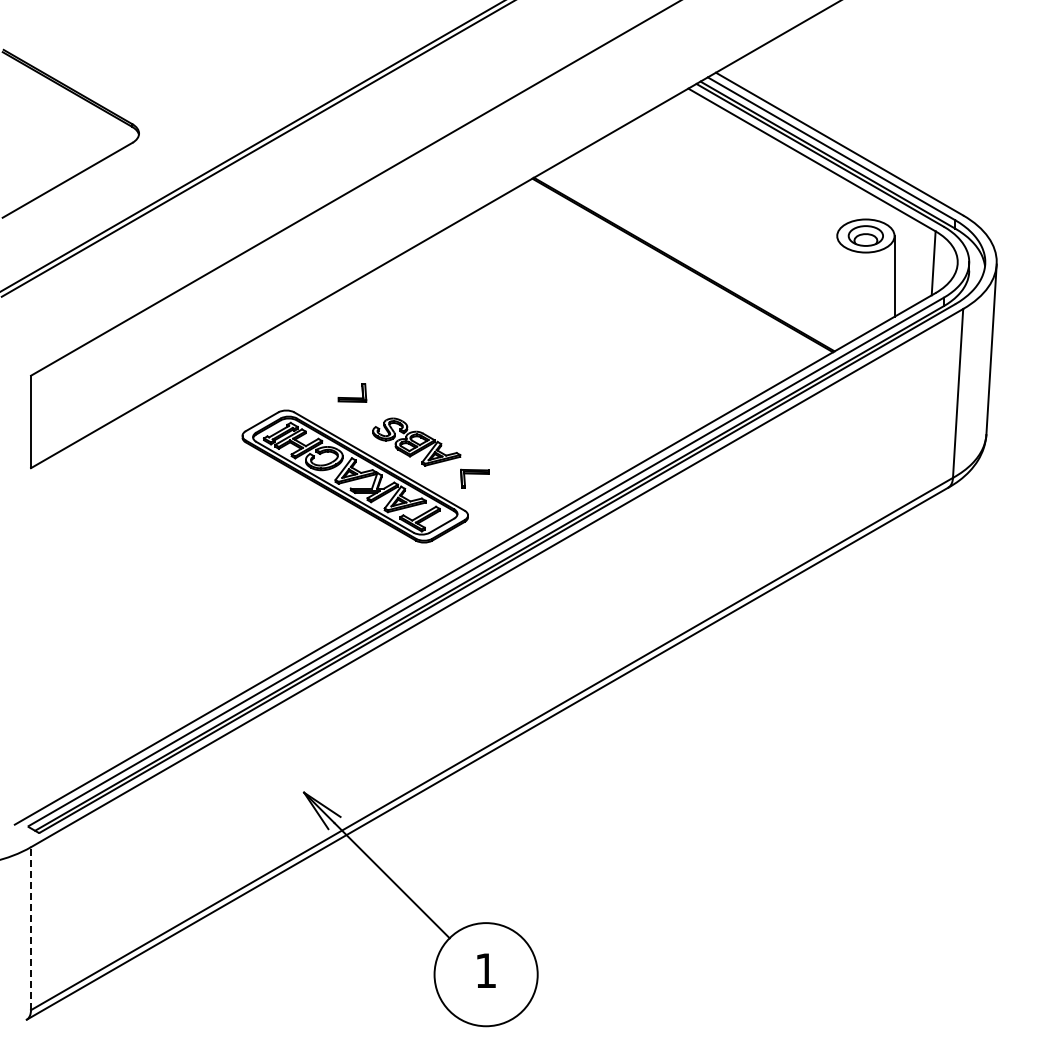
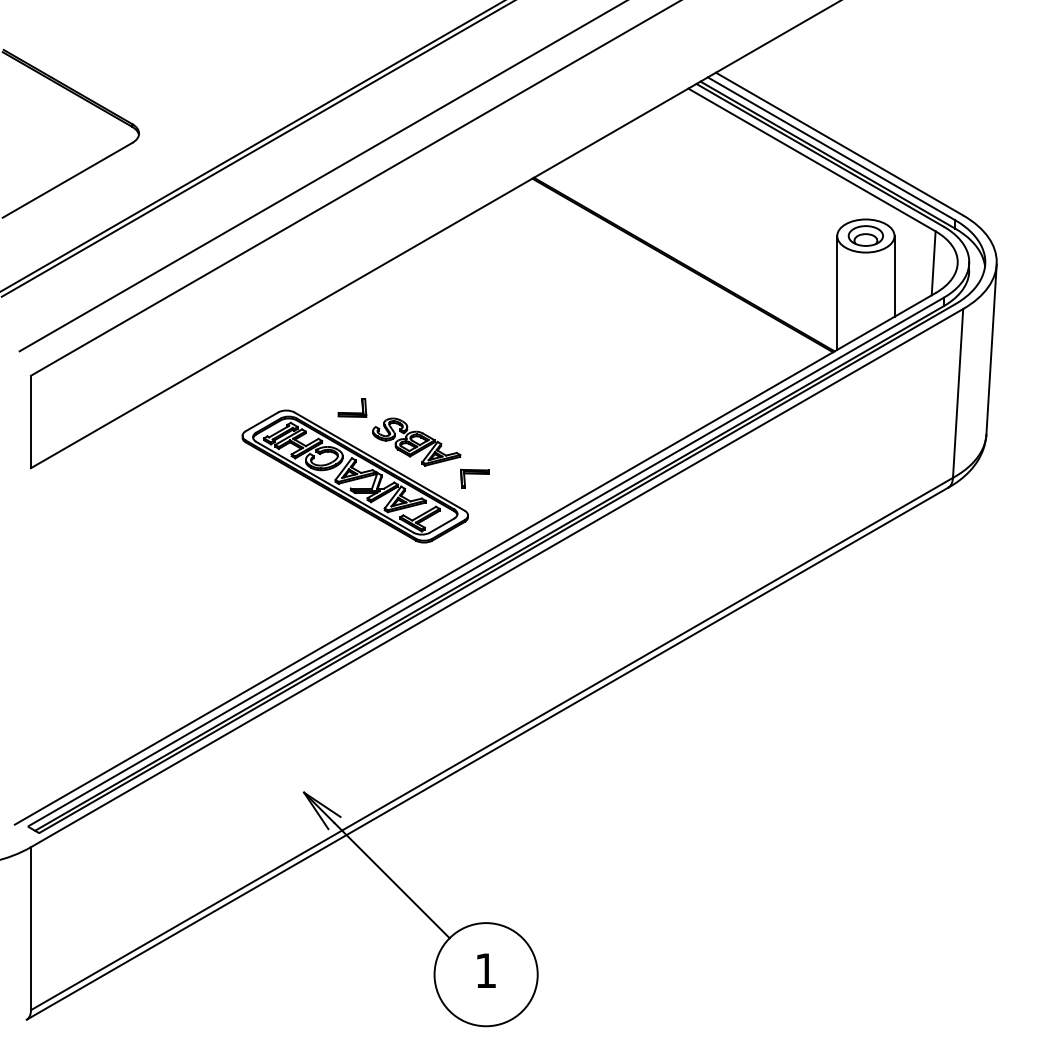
line: none -> present (321, 176)
line: none -> present (837, 292)
part position: (352, 392) -> (352, 407) (352, 407)
line: dashed -> solid (31, 928)
